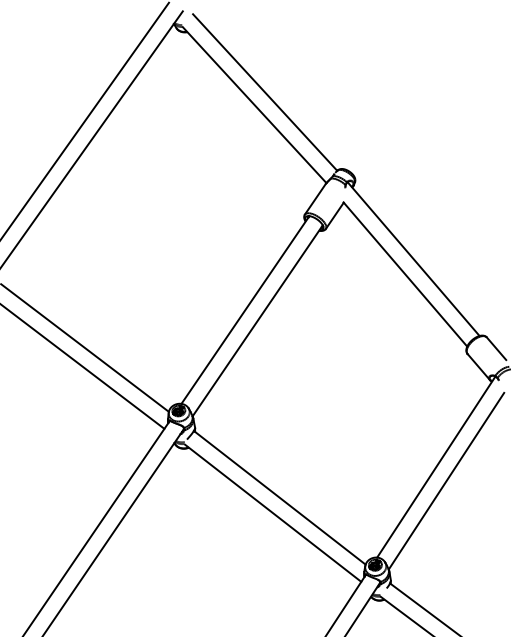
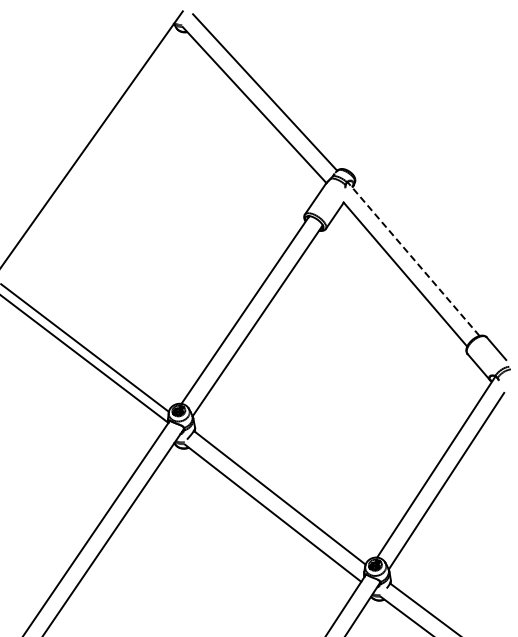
line: present -> none (85, 119)
line: solid -> dashed (413, 258)
line position: (83, 366) -> (85, 359) (85, 359)
